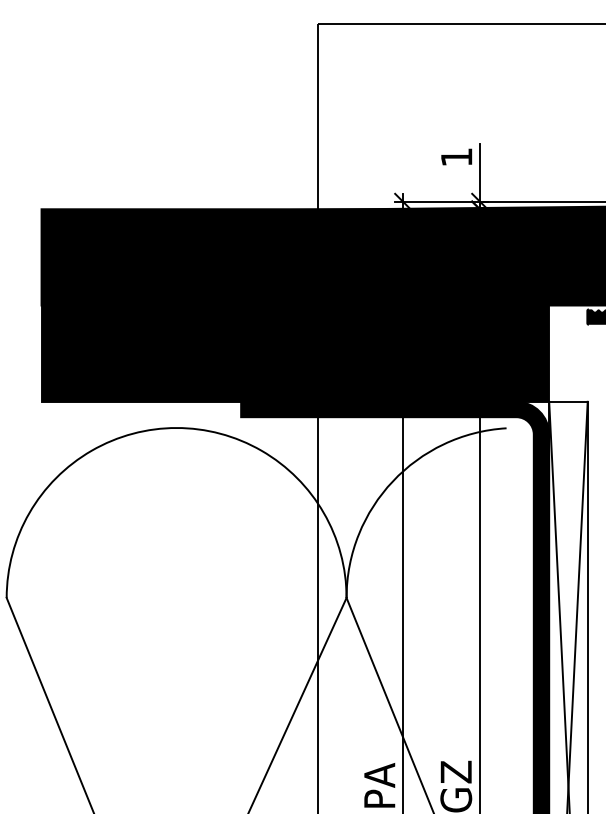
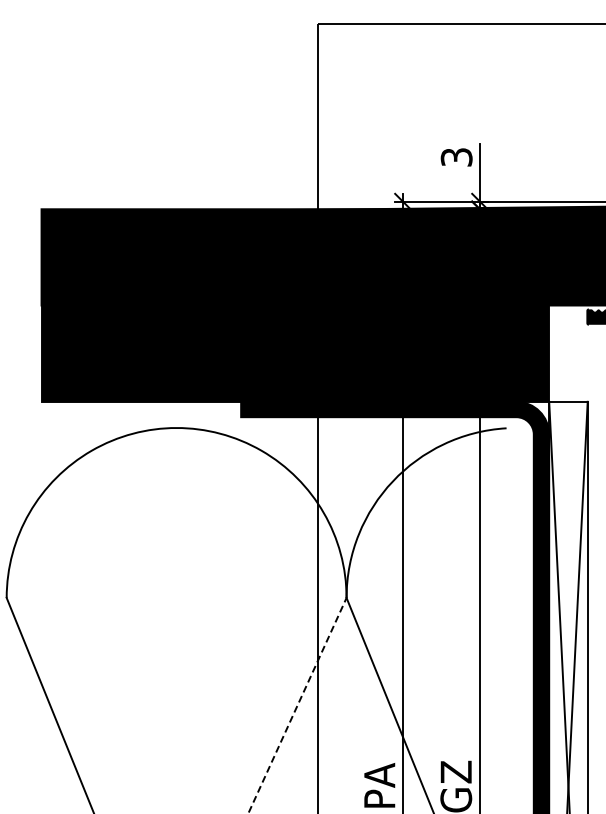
text: 1 -> 3 (456, 157)
line: solid -> dashed (297, 705)
